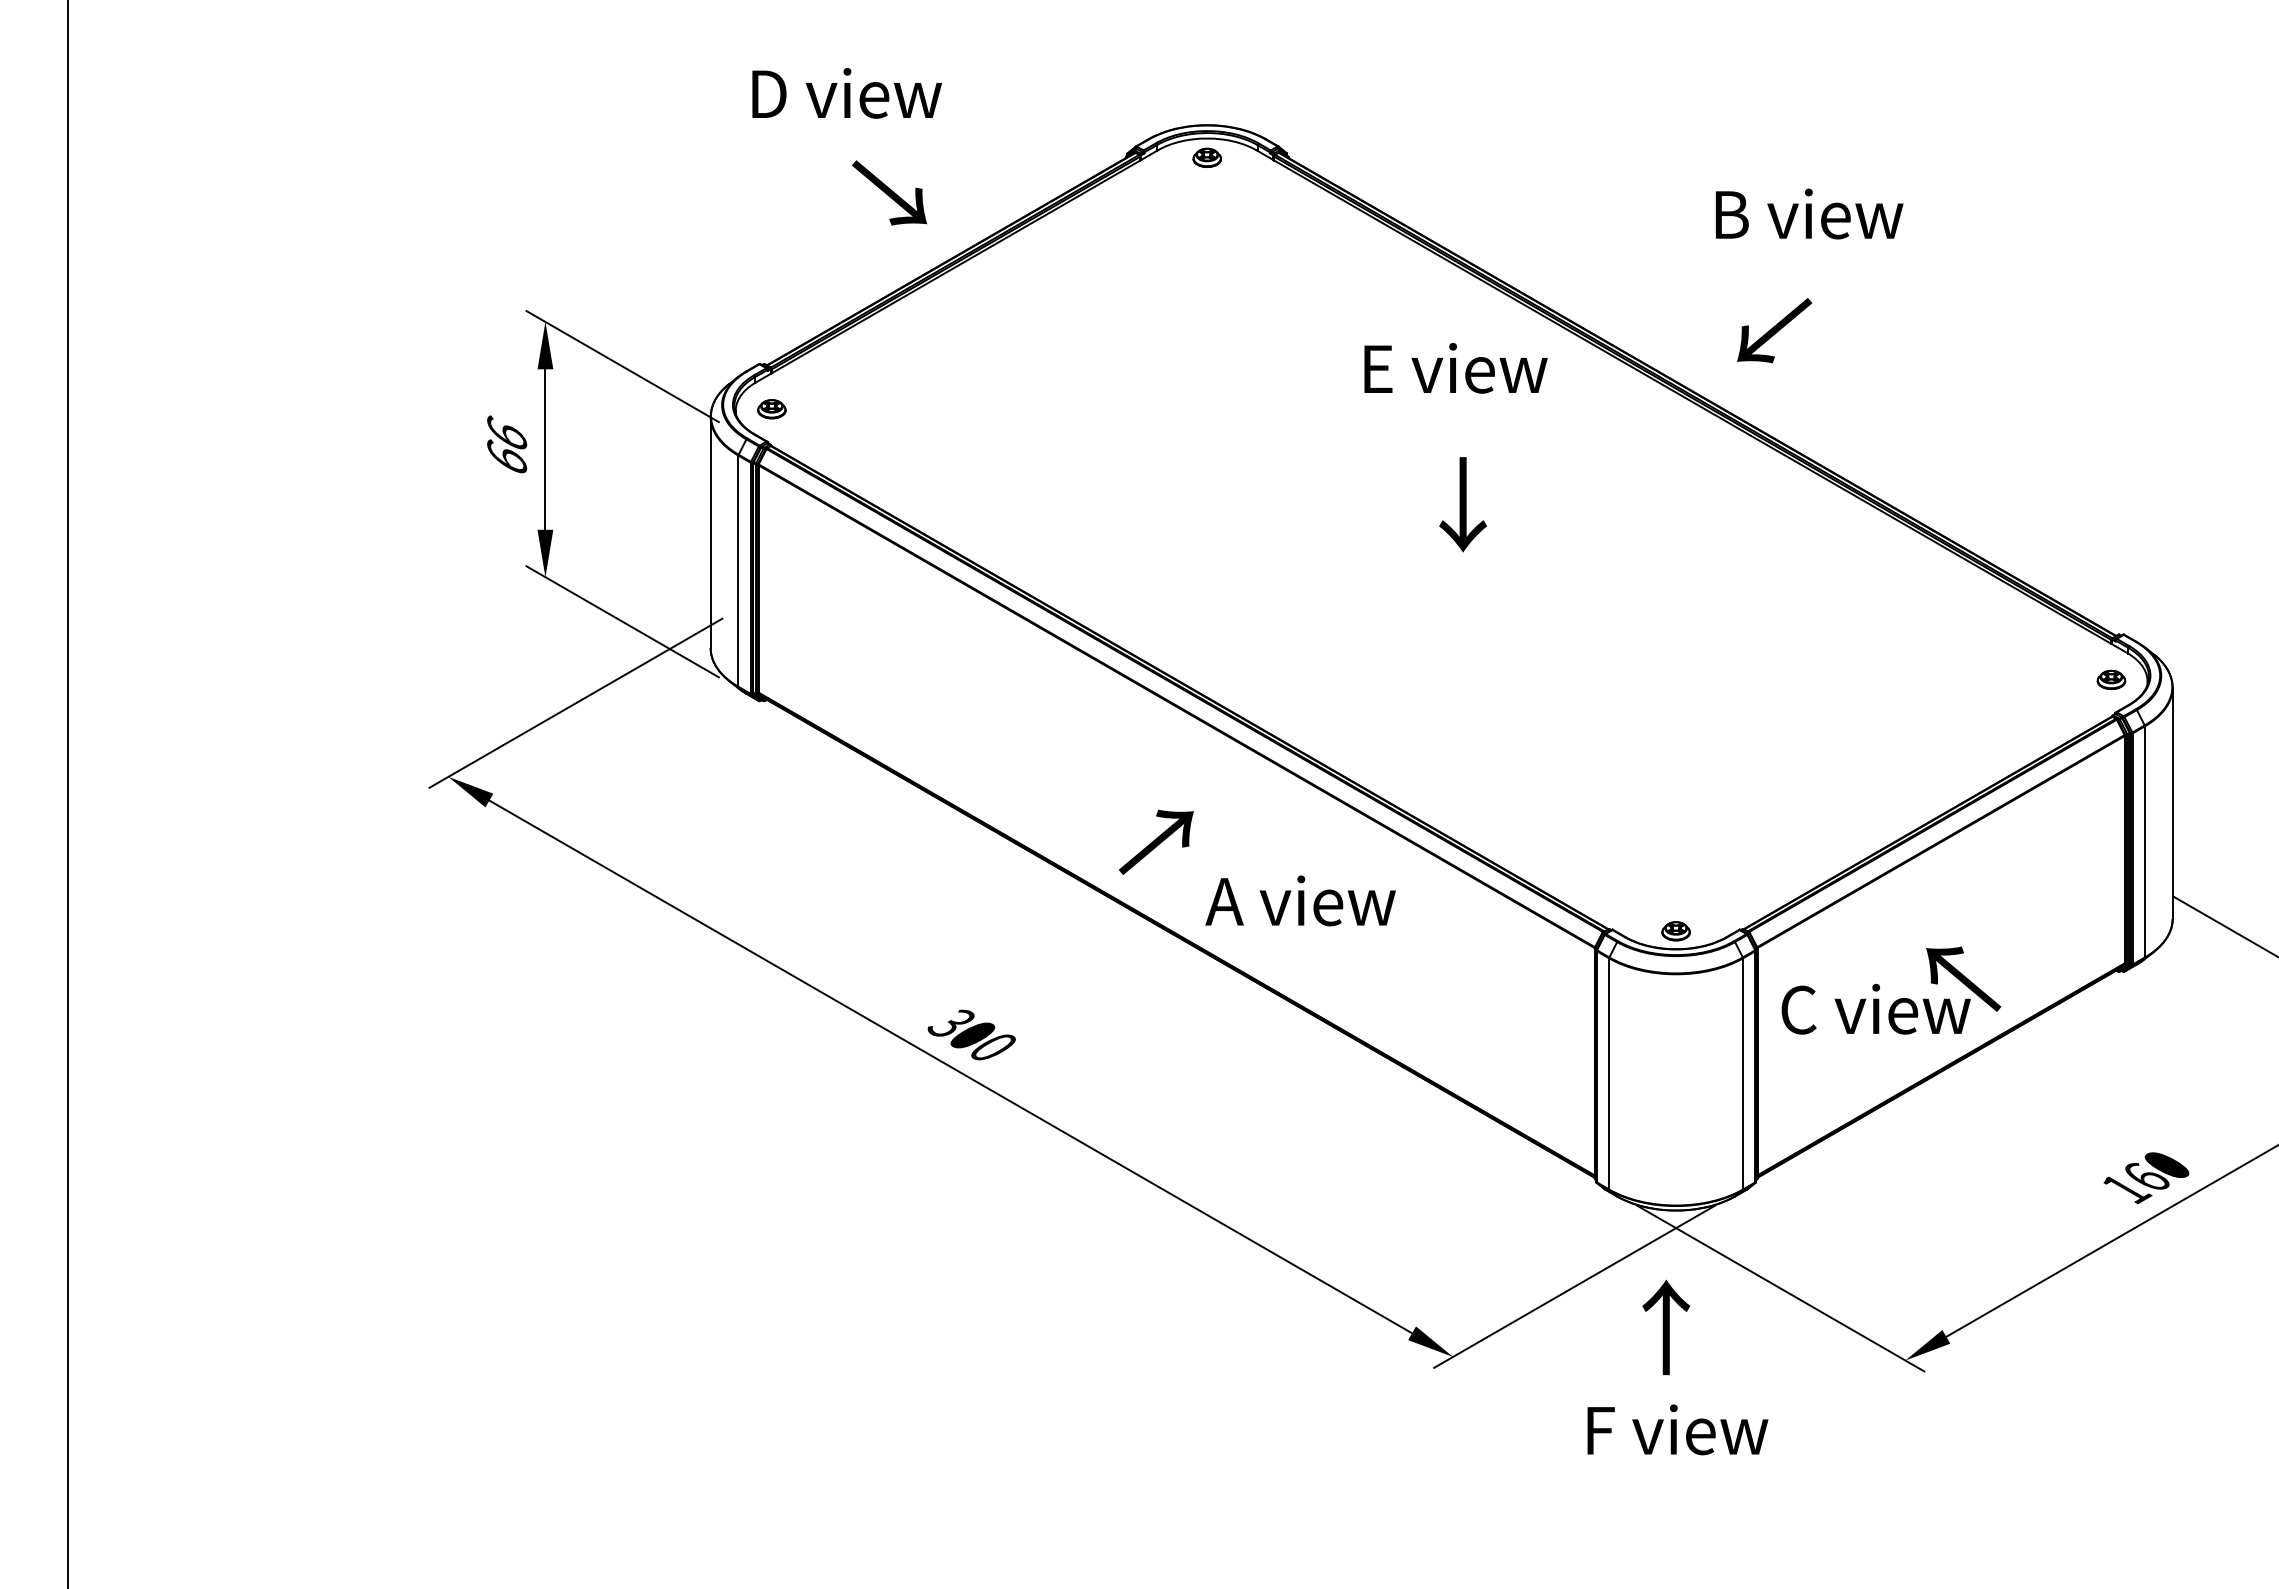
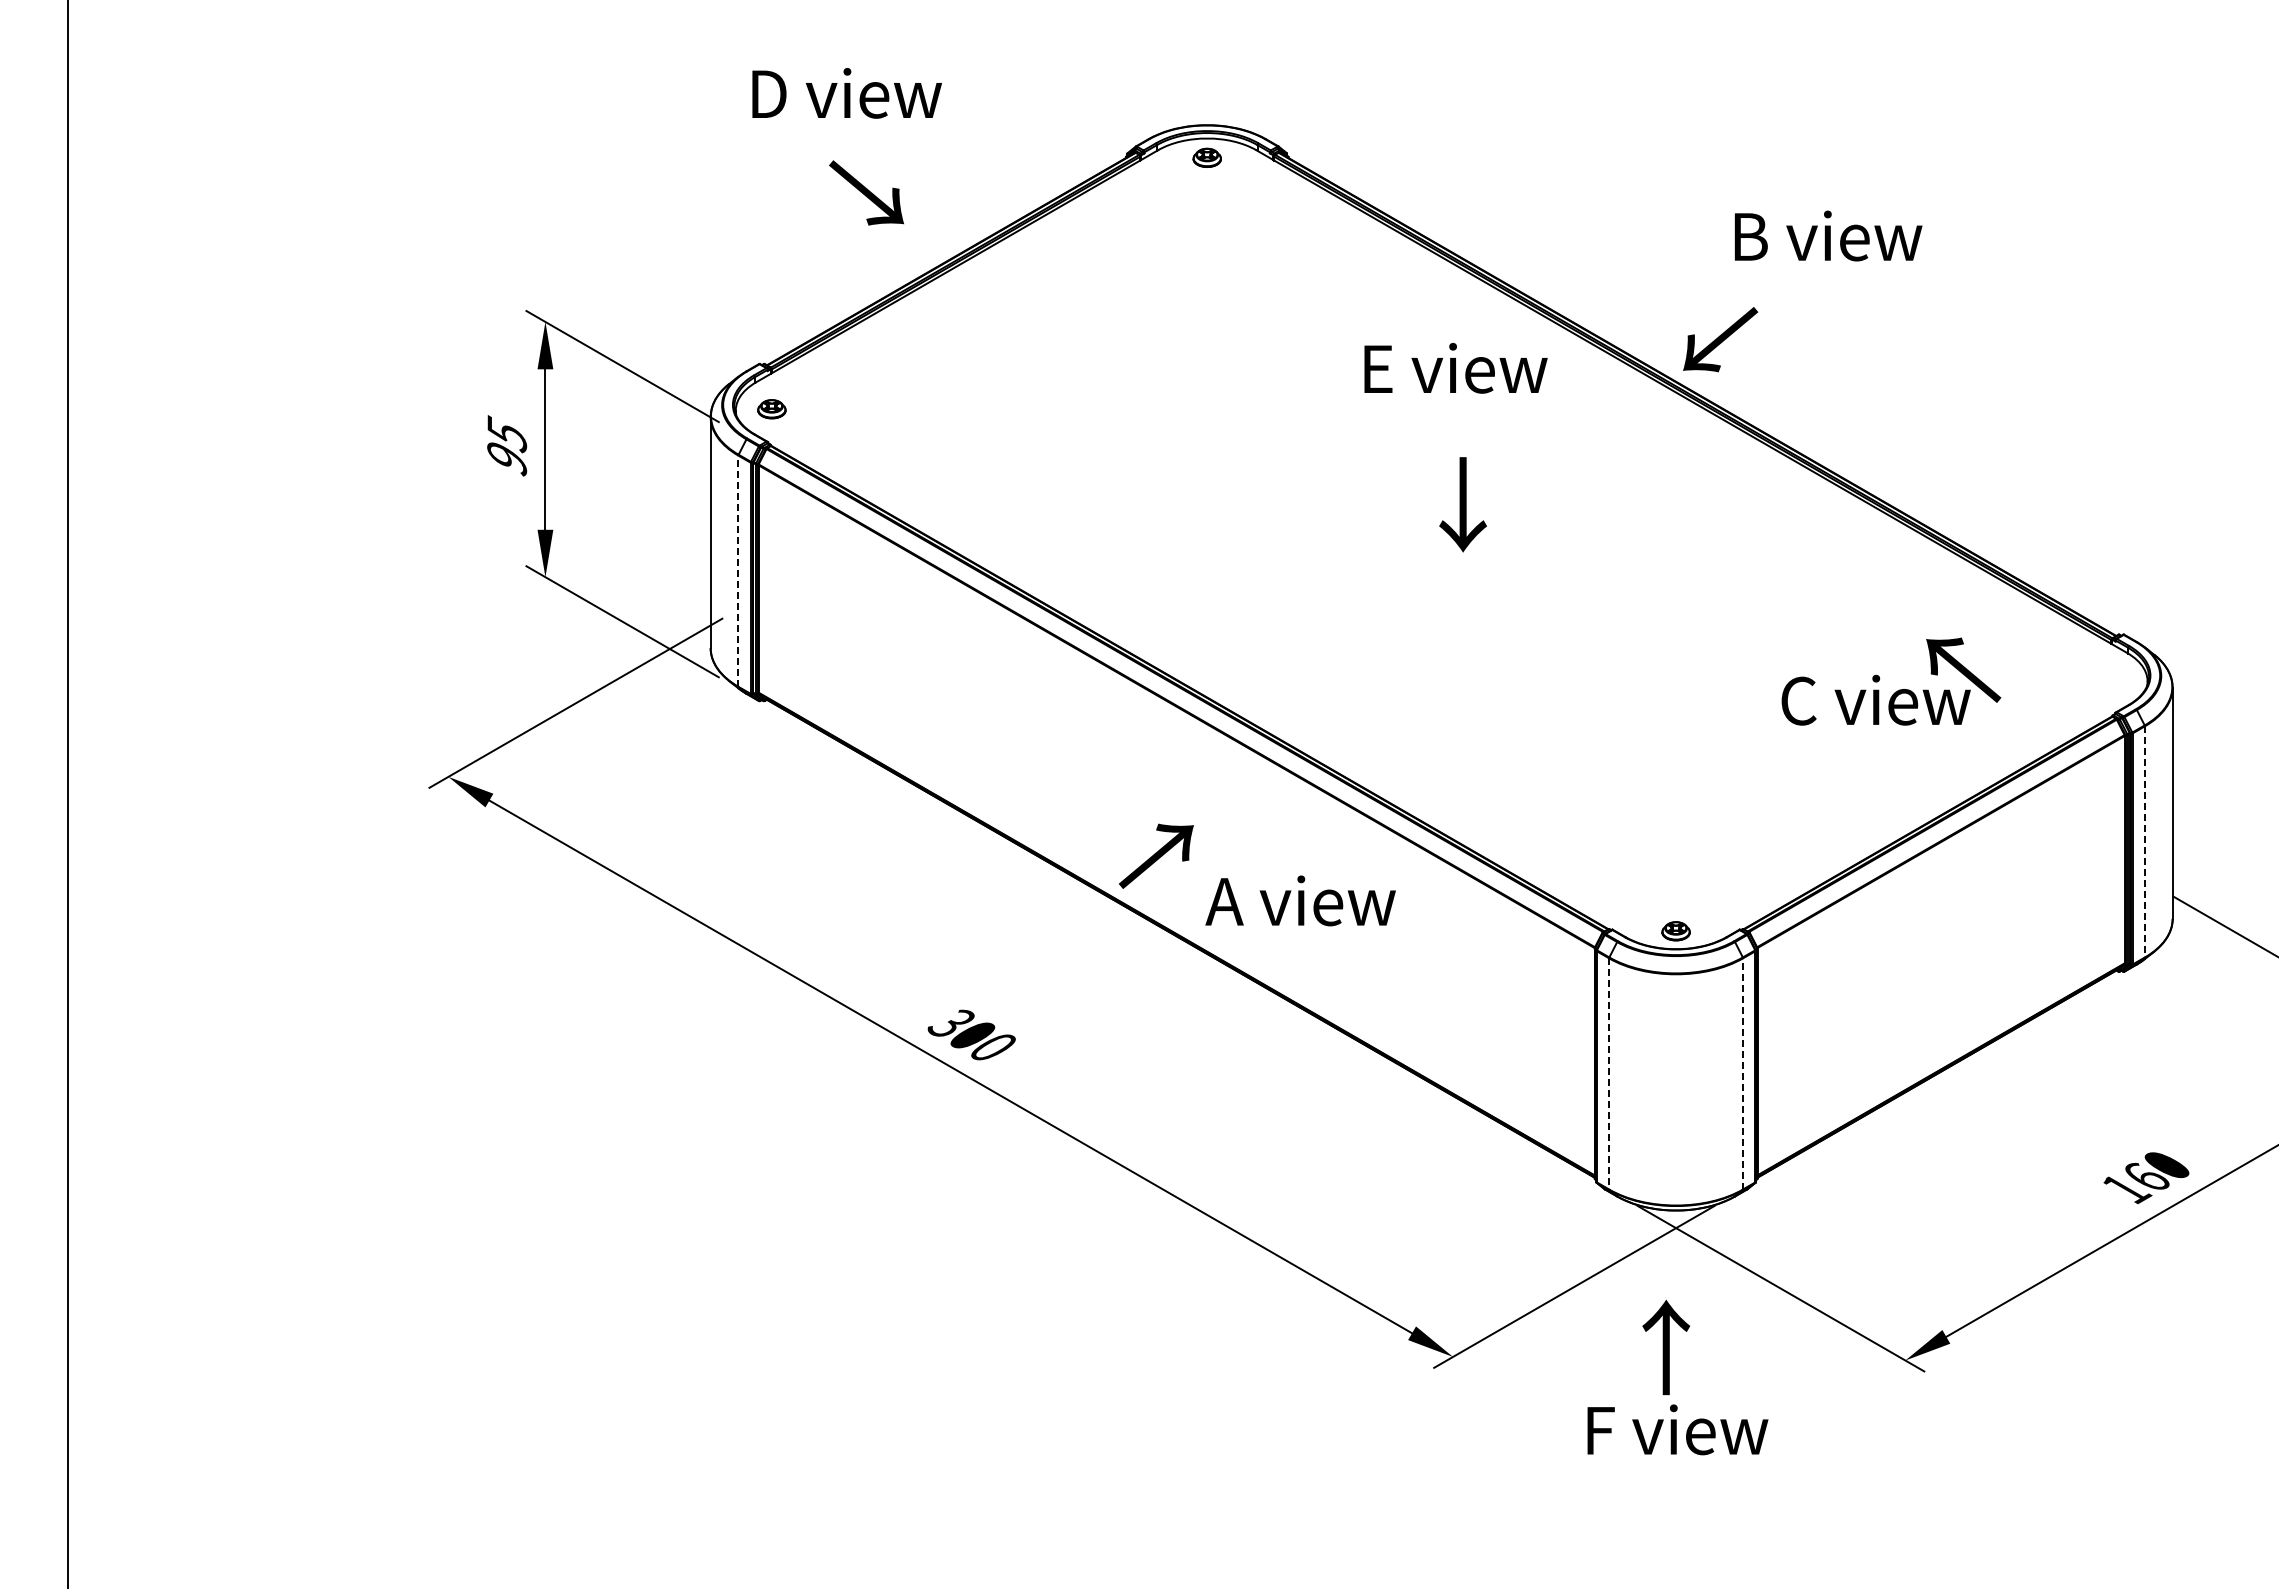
text position: (889, 192) -> (866, 192) (866, 192)
text position: (1809, 213) -> (1828, 235) (1828, 235)
text position: (1774, 330) -> (1720, 339) (1720, 339)
text: 66 -> 95 (507, 445)
line: solid -> dashed (738, 571)
part: present -> none (2111, 679)
text position: (1156, 841) -> (1156, 855) (1156, 855)
line: solid -> dashed (2144, 841)
text position: (1891, 990) -> (1891, 681) (1891, 681)
line: solid -> dashed (1609, 1073)
line: solid -> dashed (1743, 1073)
text position: (1665, 1327) -> (1665, 1347) (1665, 1347)
